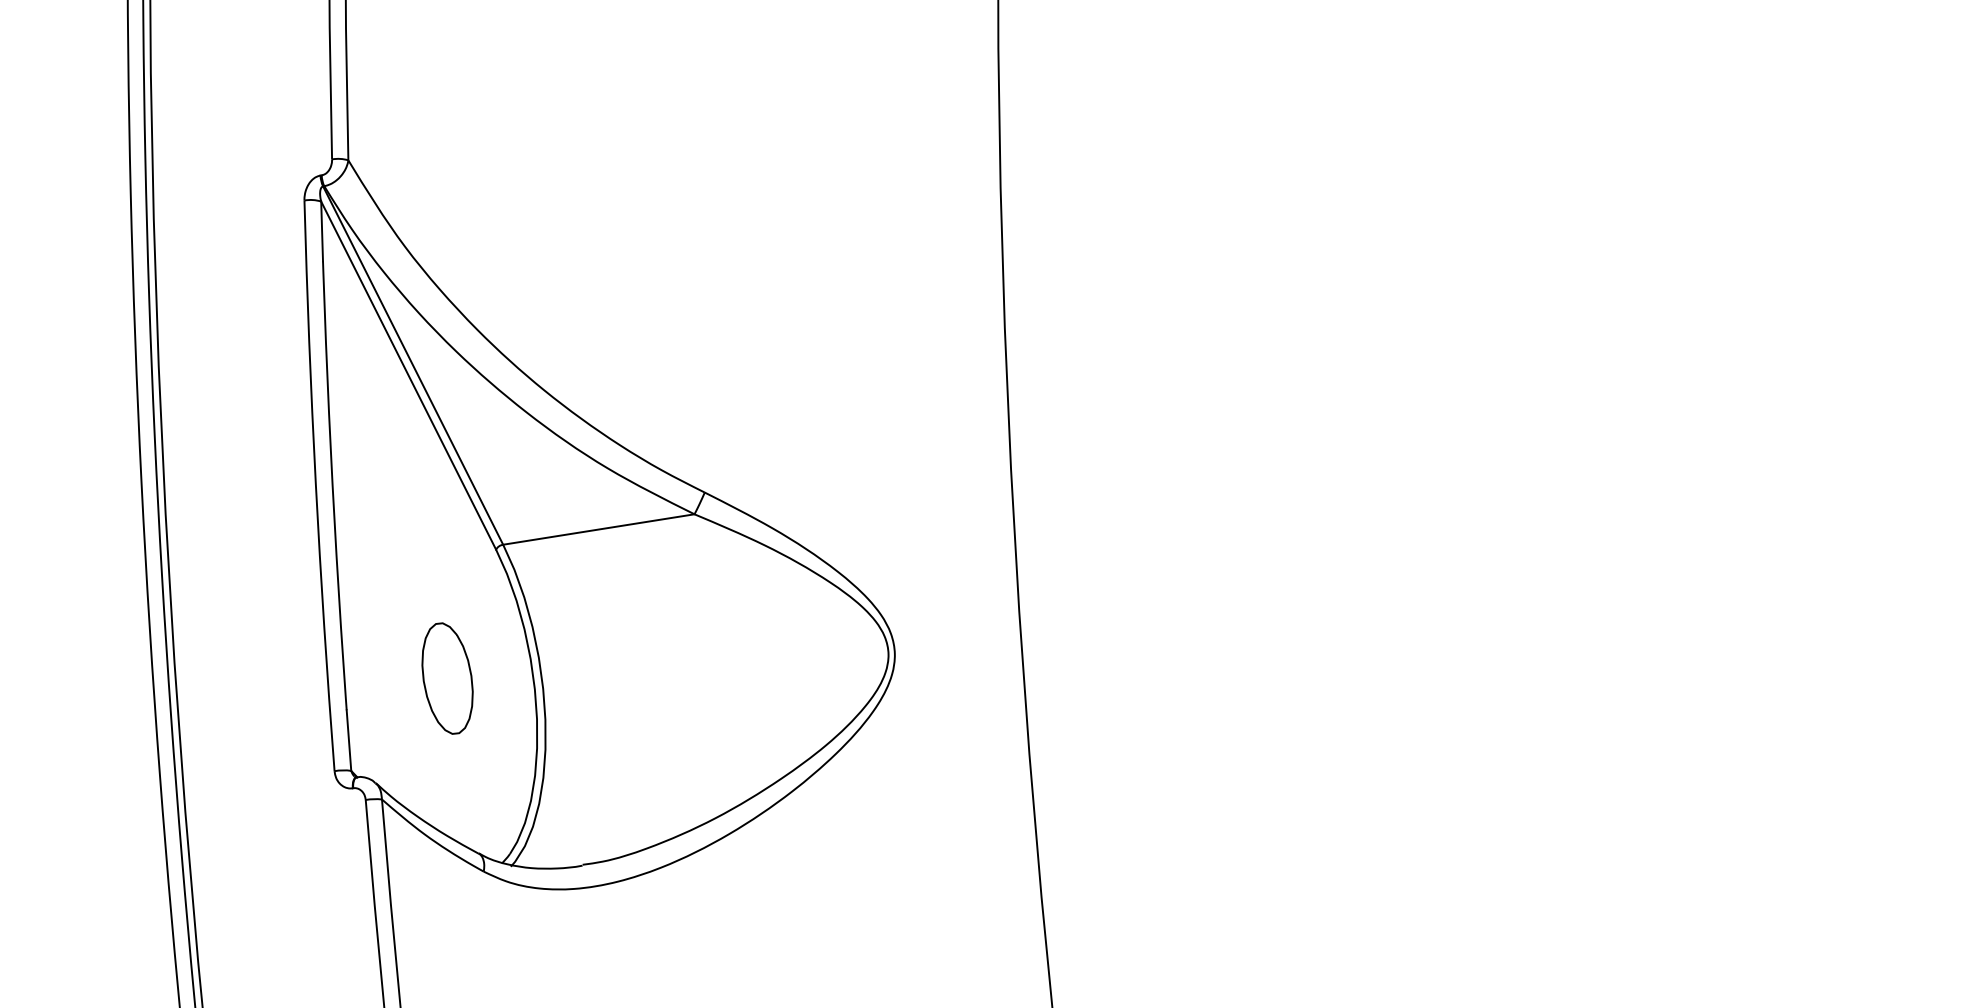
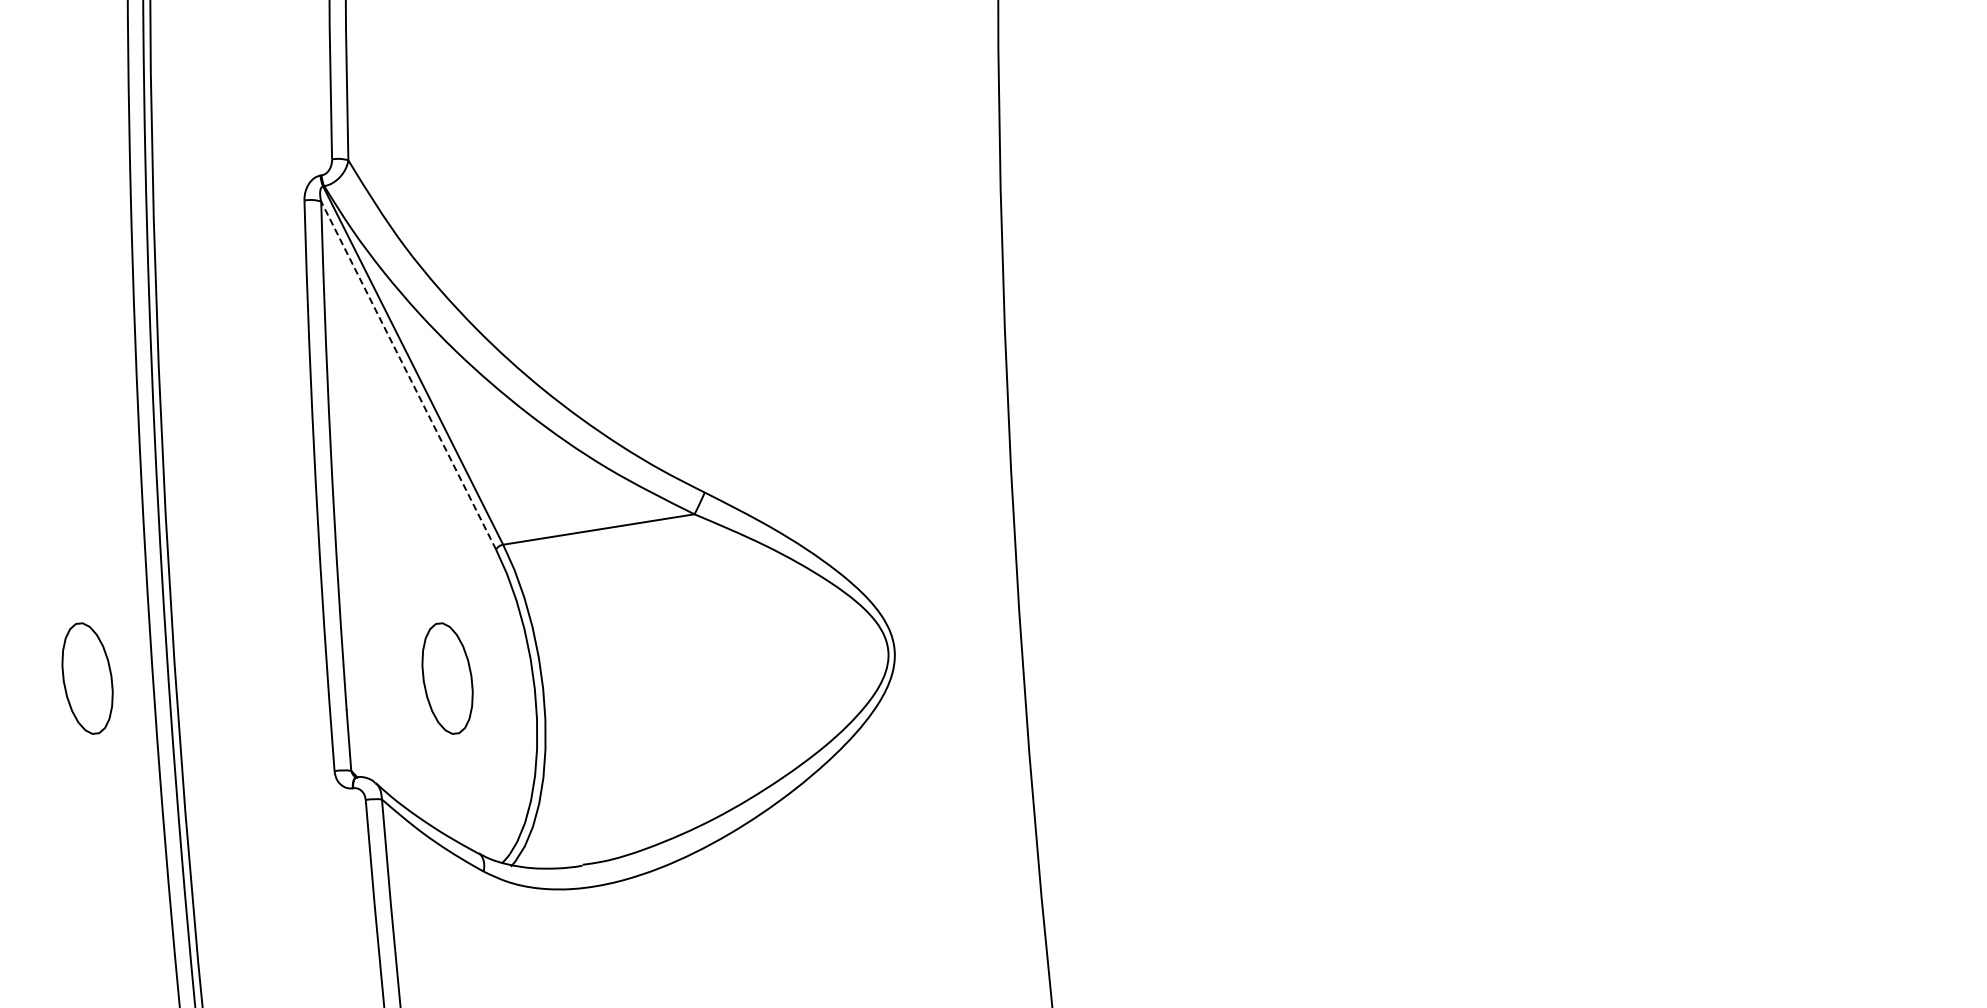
line: solid -> dashed (408, 375)
part: none -> present (87, 678)
